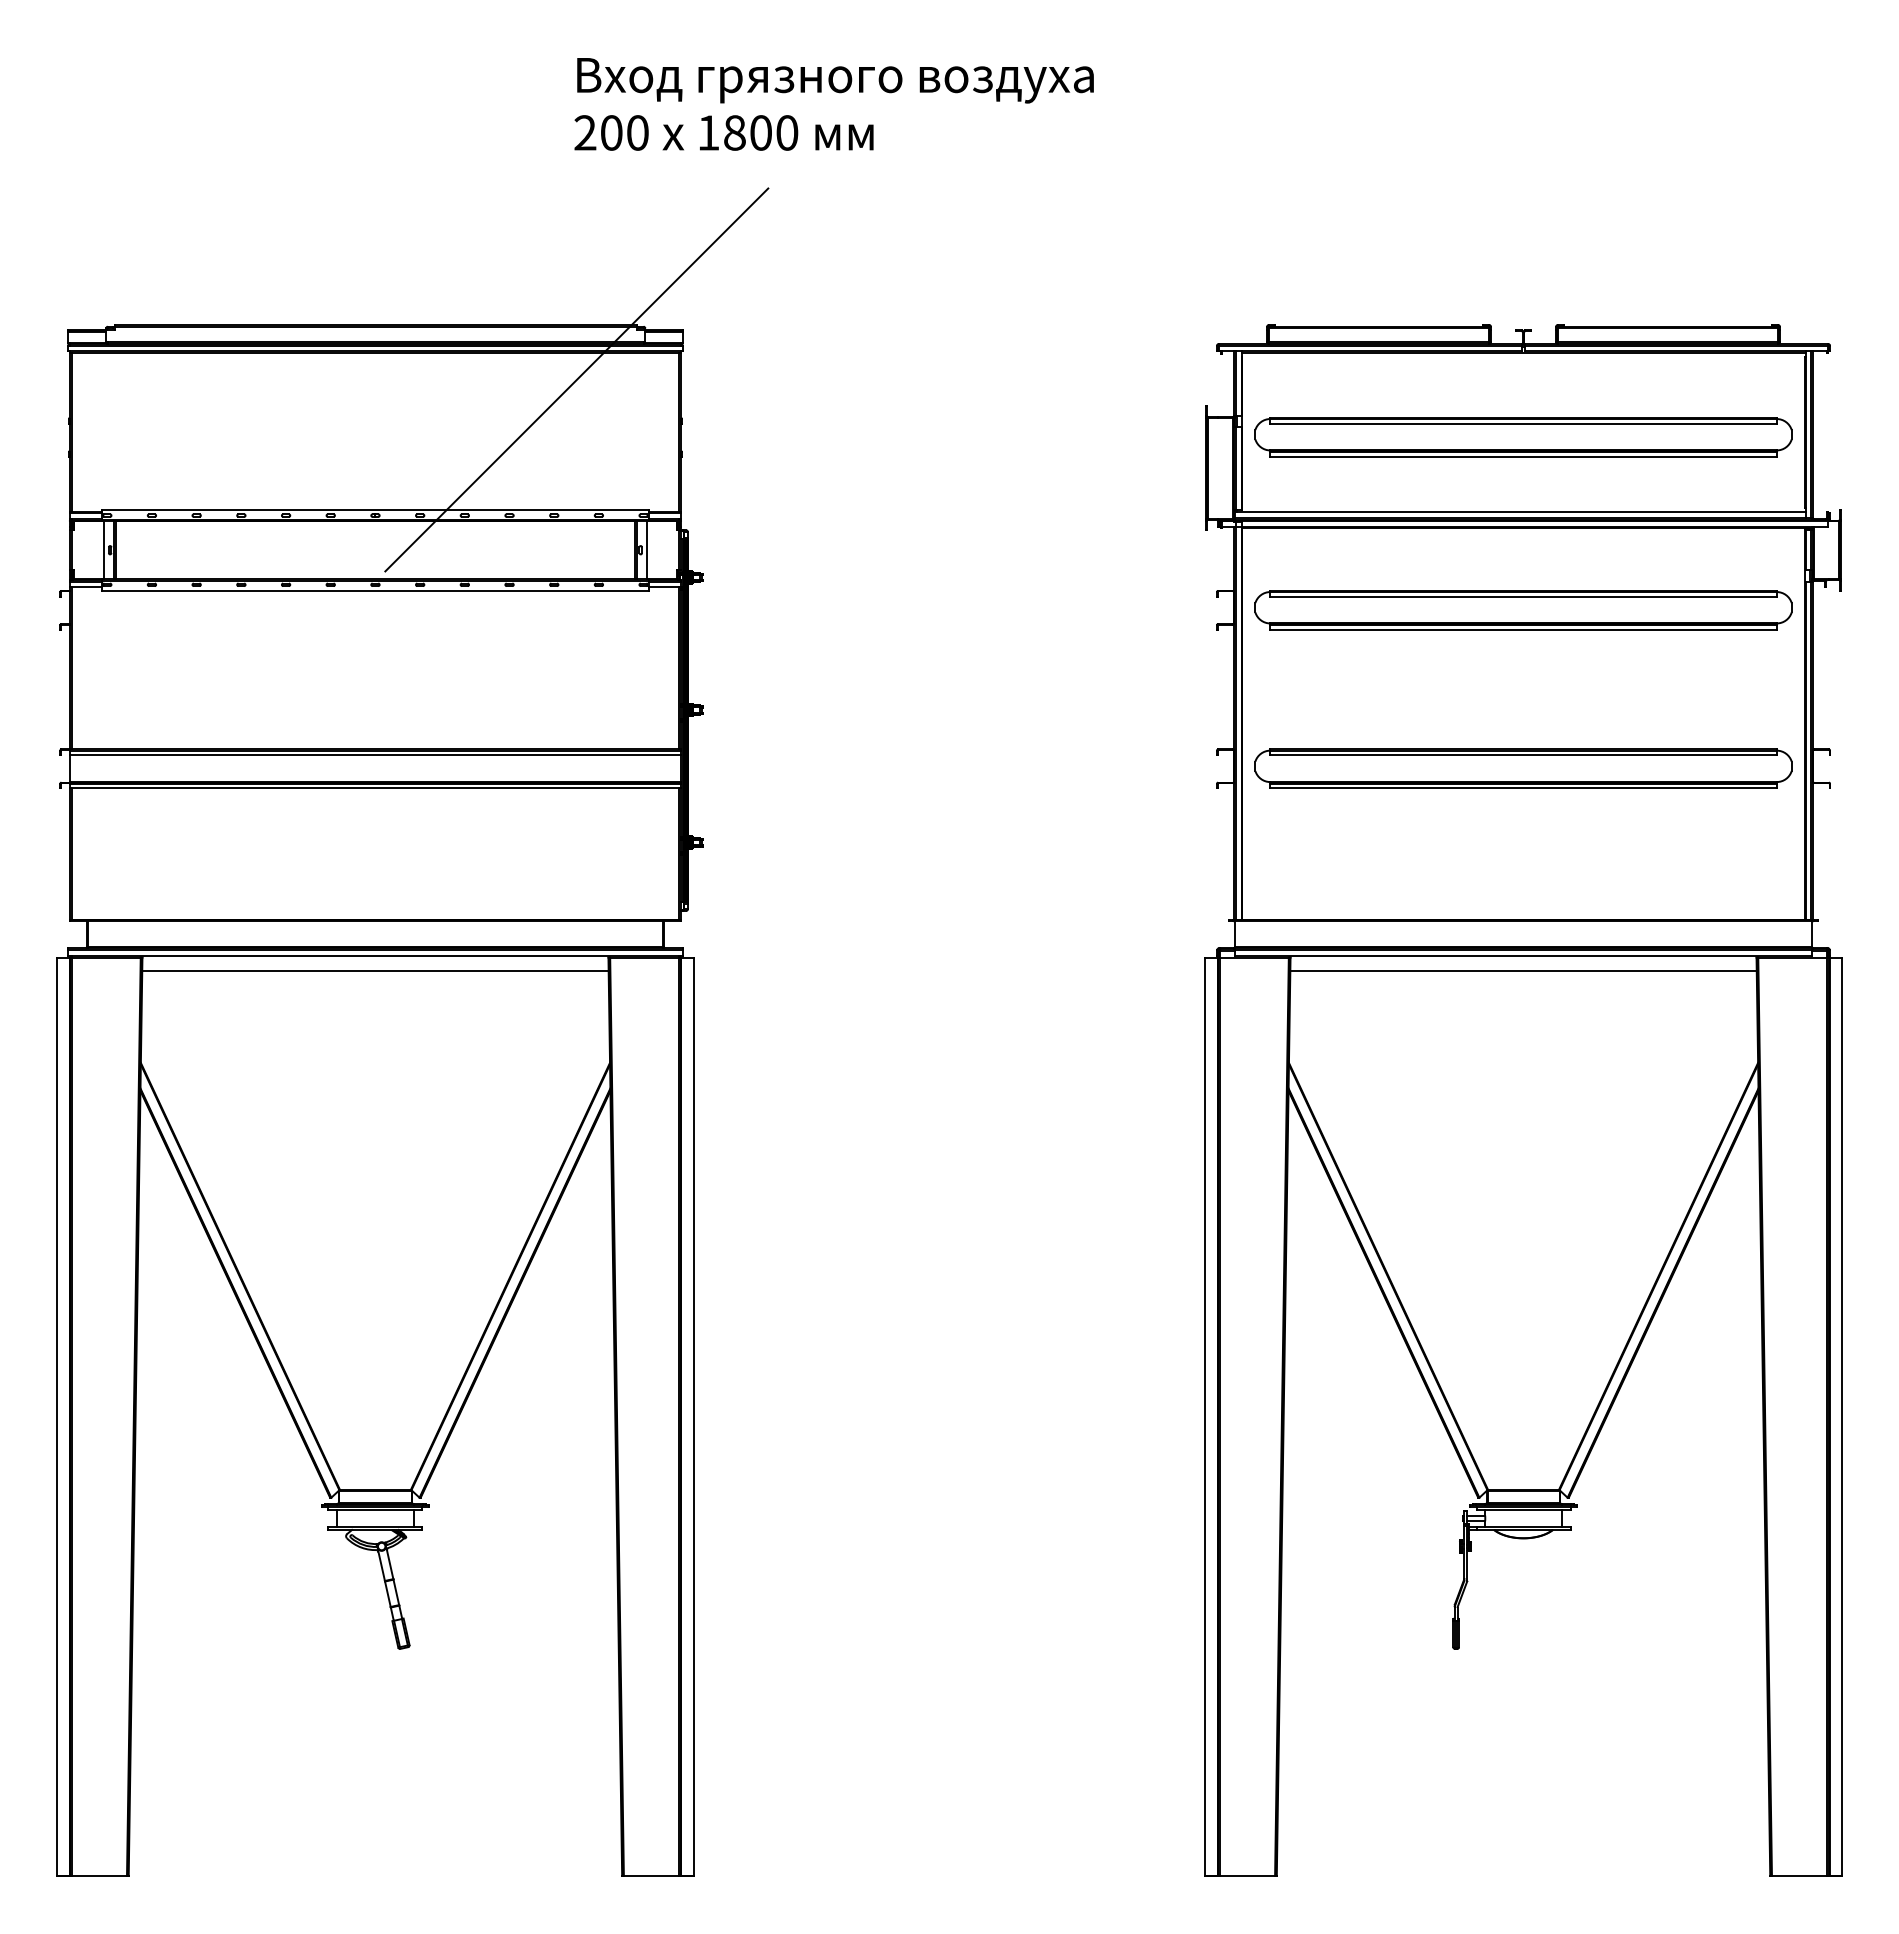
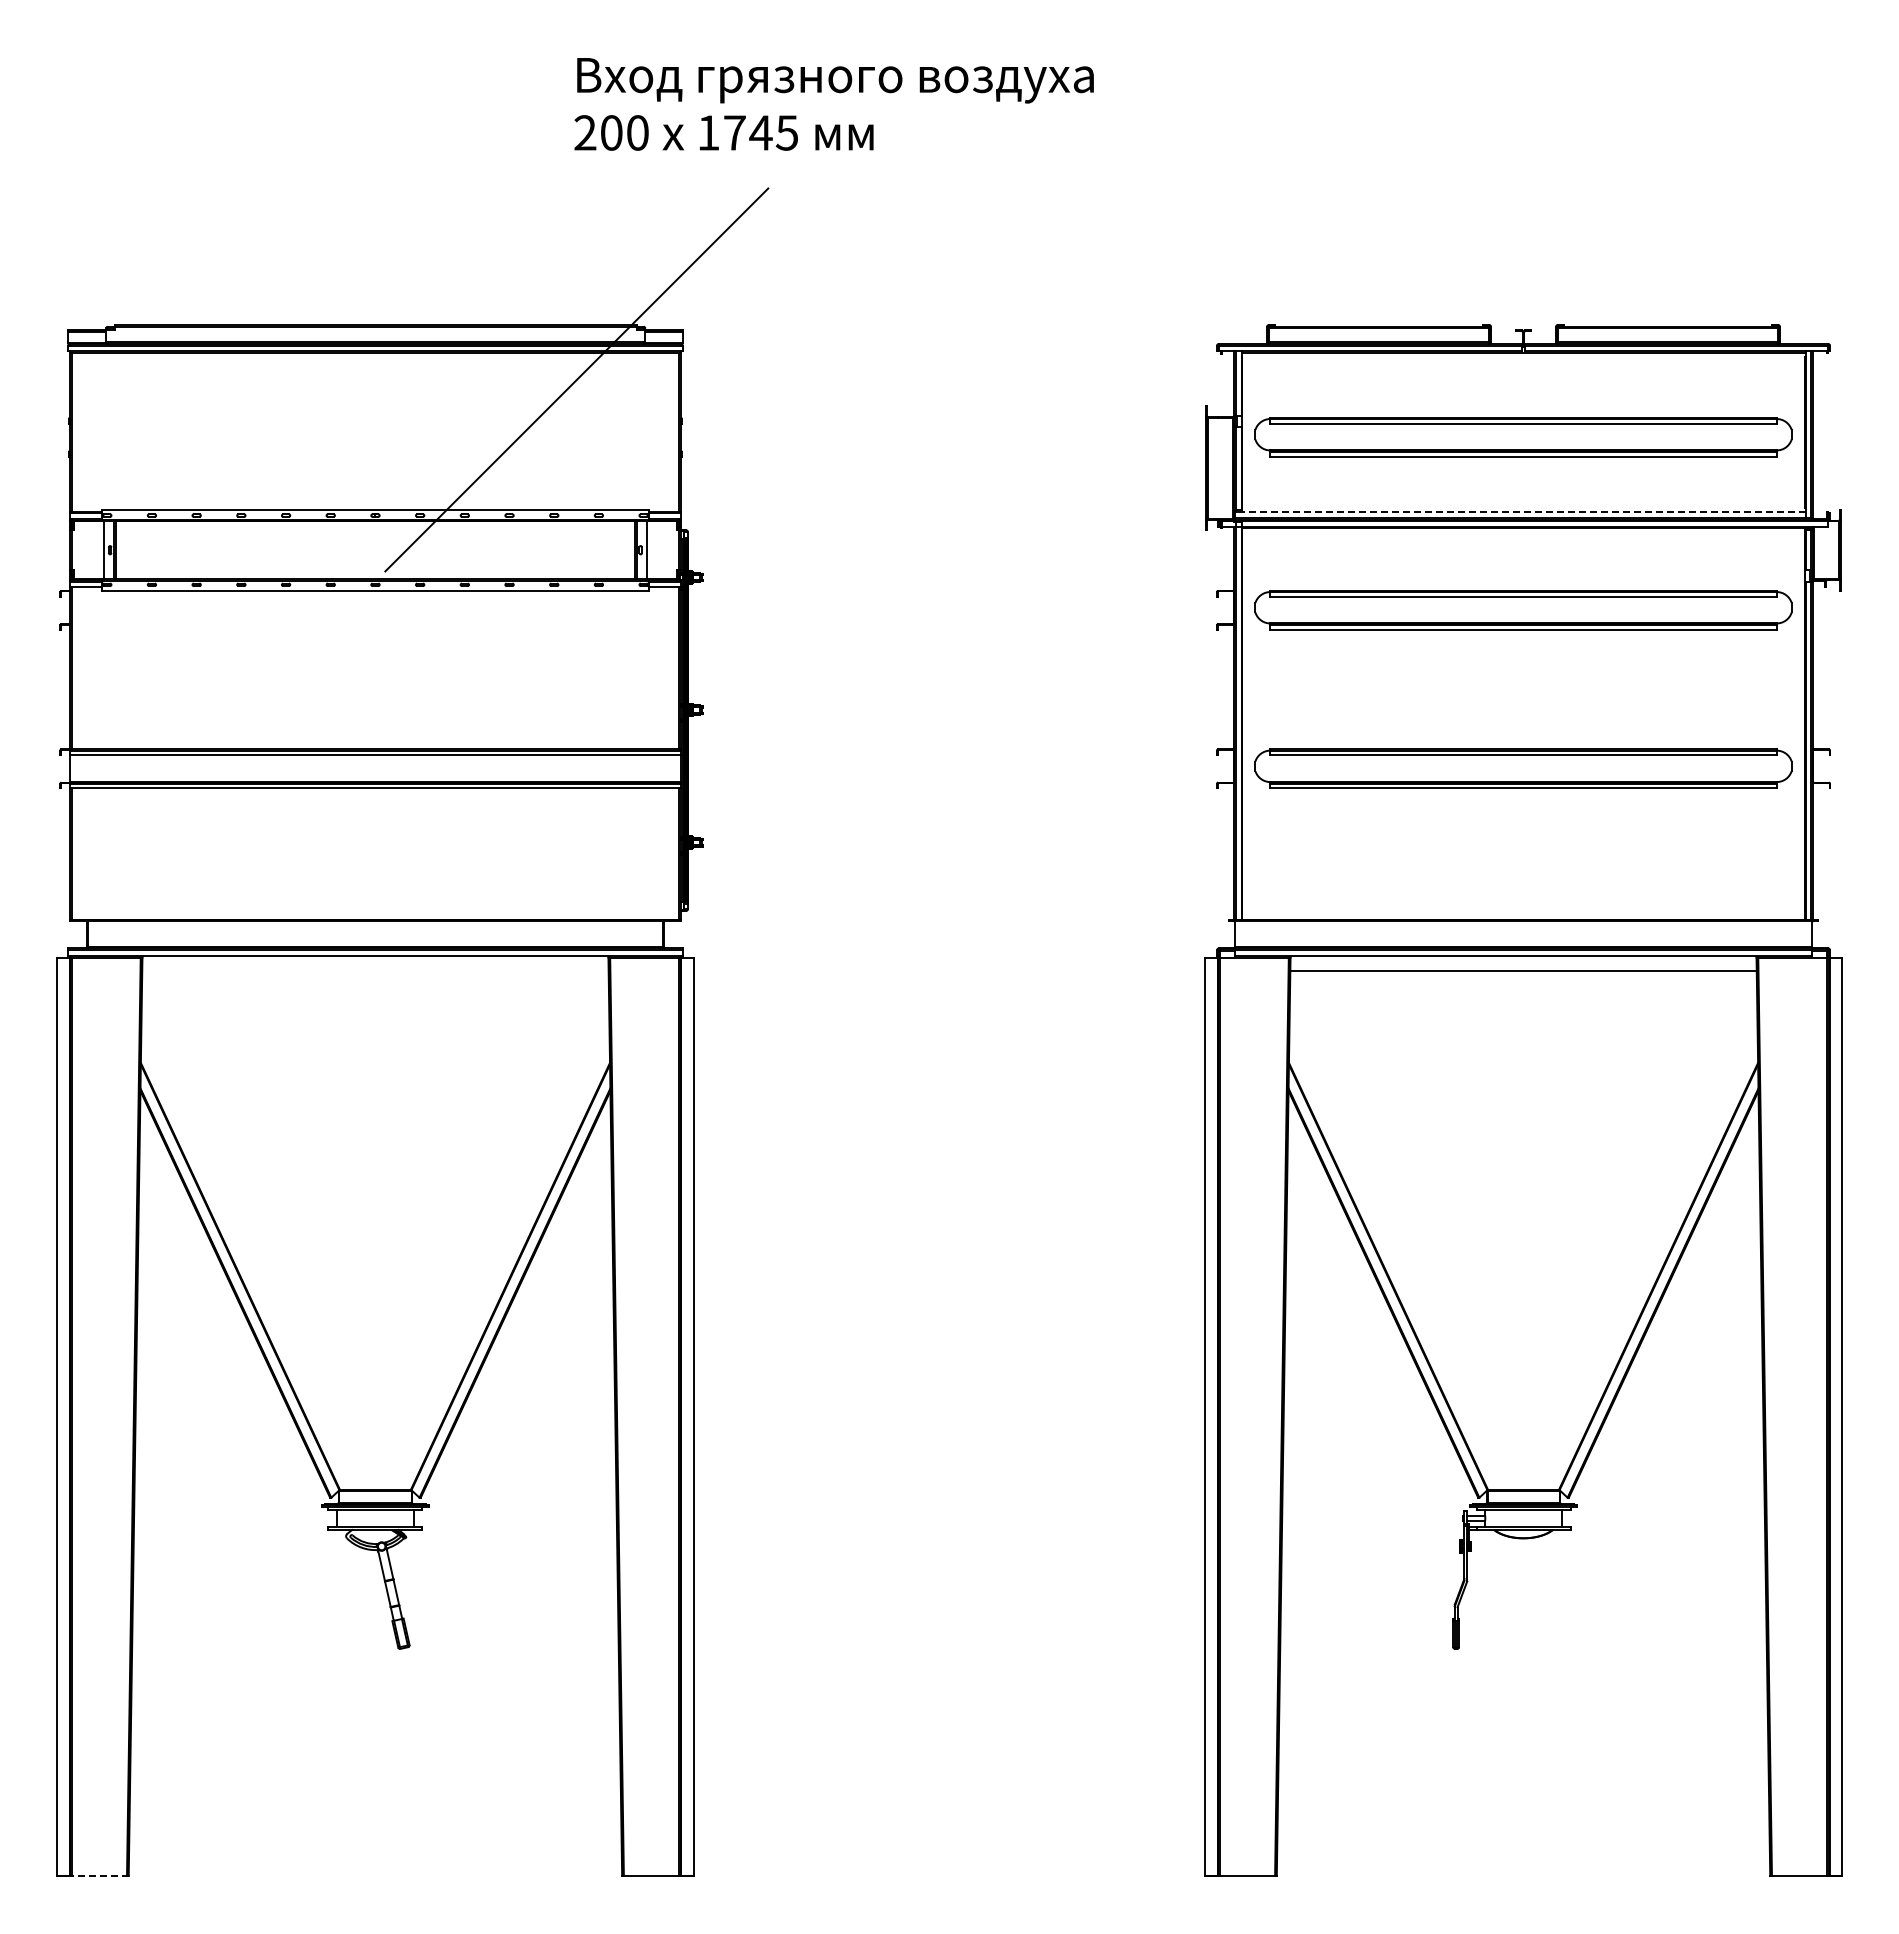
text: 1800 -> 1745 (761, 132)
line: solid -> dashed (1519, 511)
line: present -> none (375, 970)
line: solid -> dashed (99, 1875)
